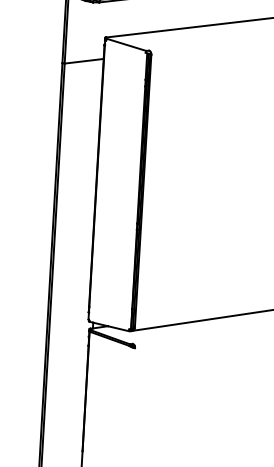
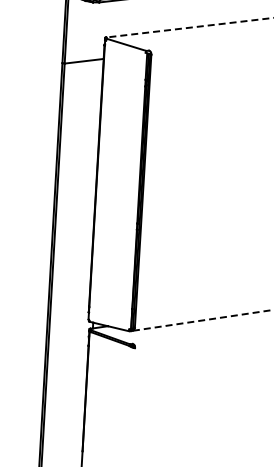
line: solid -> dashed (189, 27)
line: solid -> dashed (201, 320)
